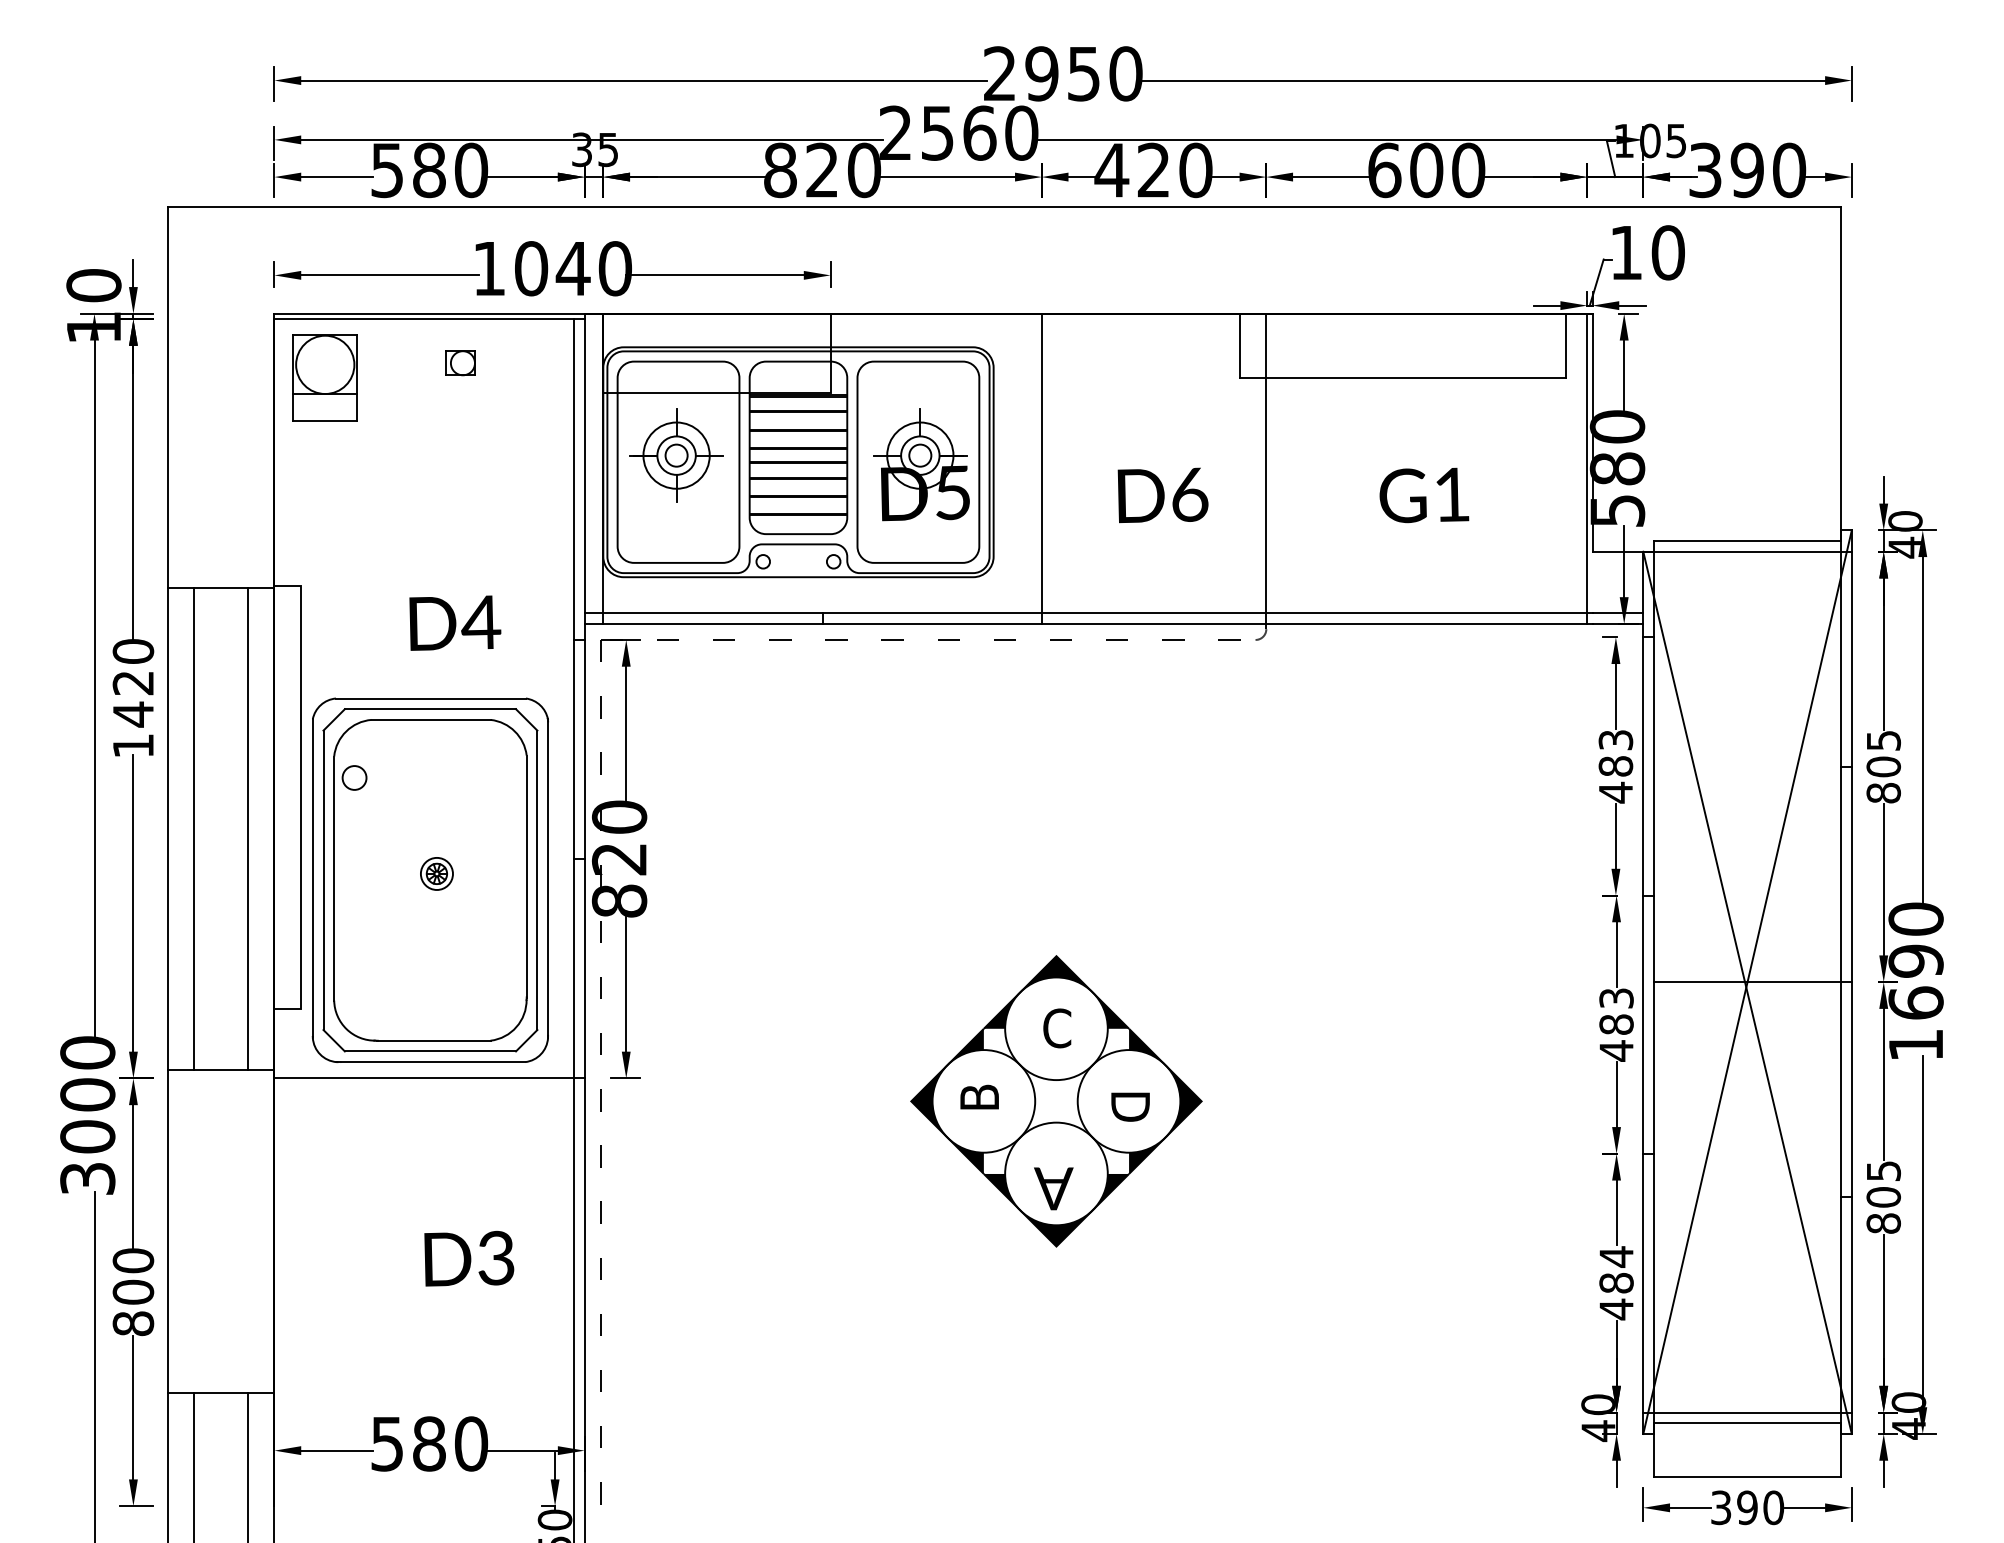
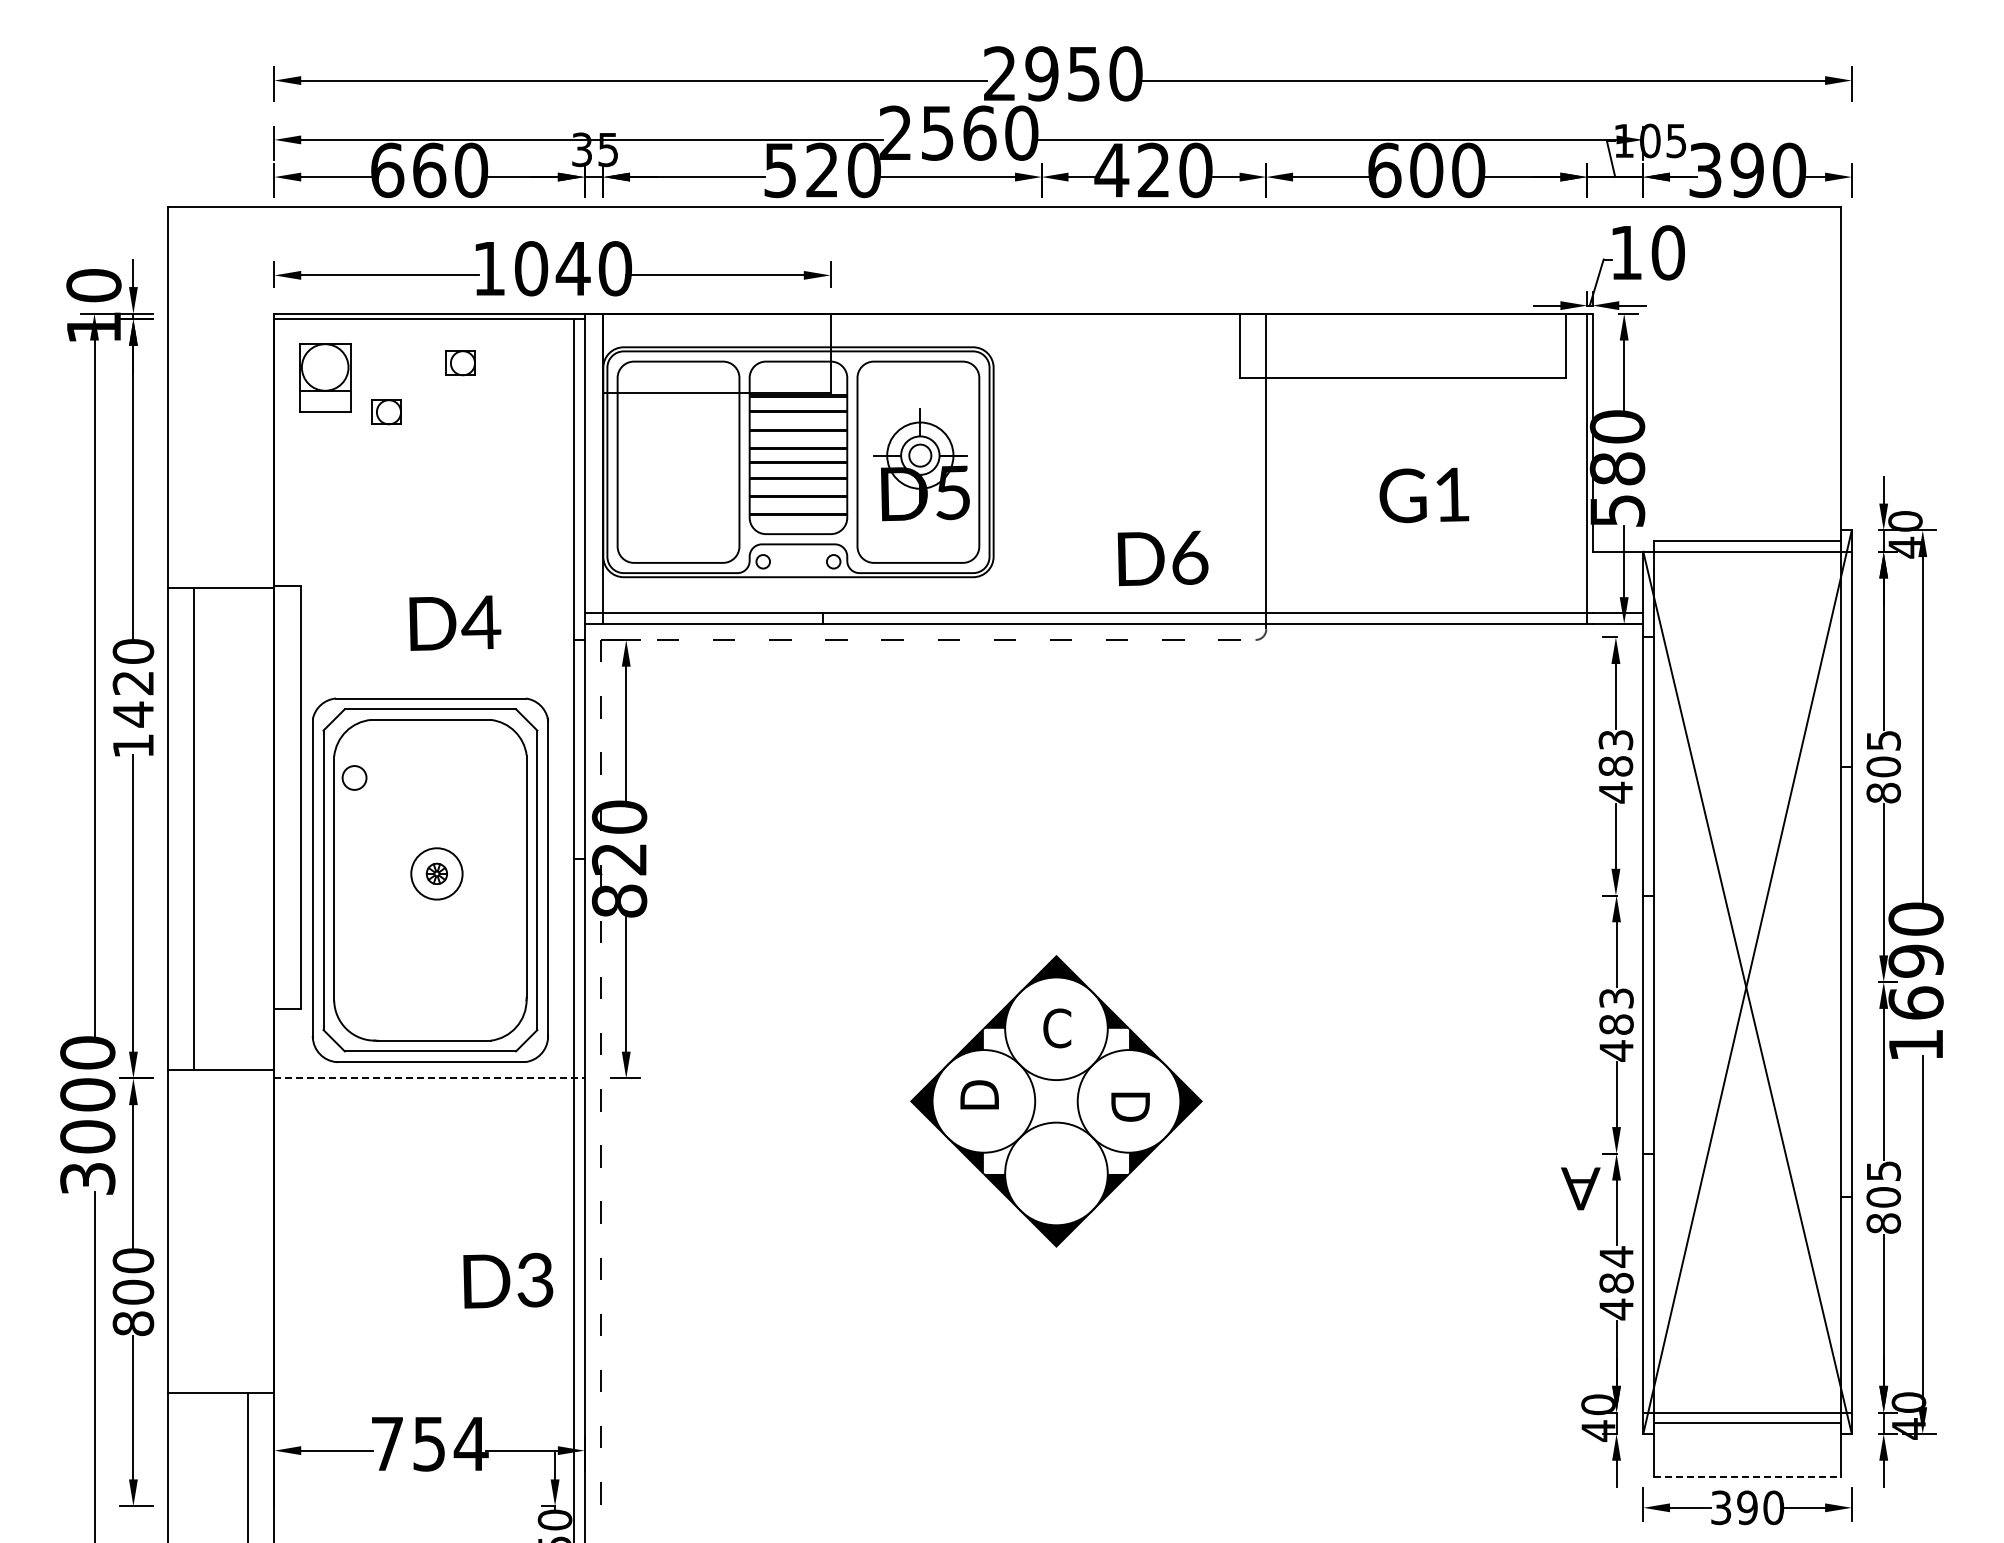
text: 580 -> 660 (408, 170)
text: 820 -> 520 (780, 170)
part size: 66x88 px -> 53x70 px (325, 377)
part: none -> present (386, 412)
part: present -> none (676, 455)
line: present -> none (1041, 468)
text position: (1162, 495) -> (1162, 558) (1162, 558)
line: present -> none (247, 828)
circle diameter: 32 px -> 51 px (436, 873)
line: present -> none (1752, 982)
line: solid -> dashed (430, 1078)
text: B -> D (979, 1092)
text position: (1053, 1188) -> (1580, 1188) (1580, 1188)
text position: (469, 1258) -> (508, 1280) (508, 1280)
text: 580 -> 754 (429, 1443)
line: present -> none (194, 1466)
line: solid -> dashed (1747, 1476)
